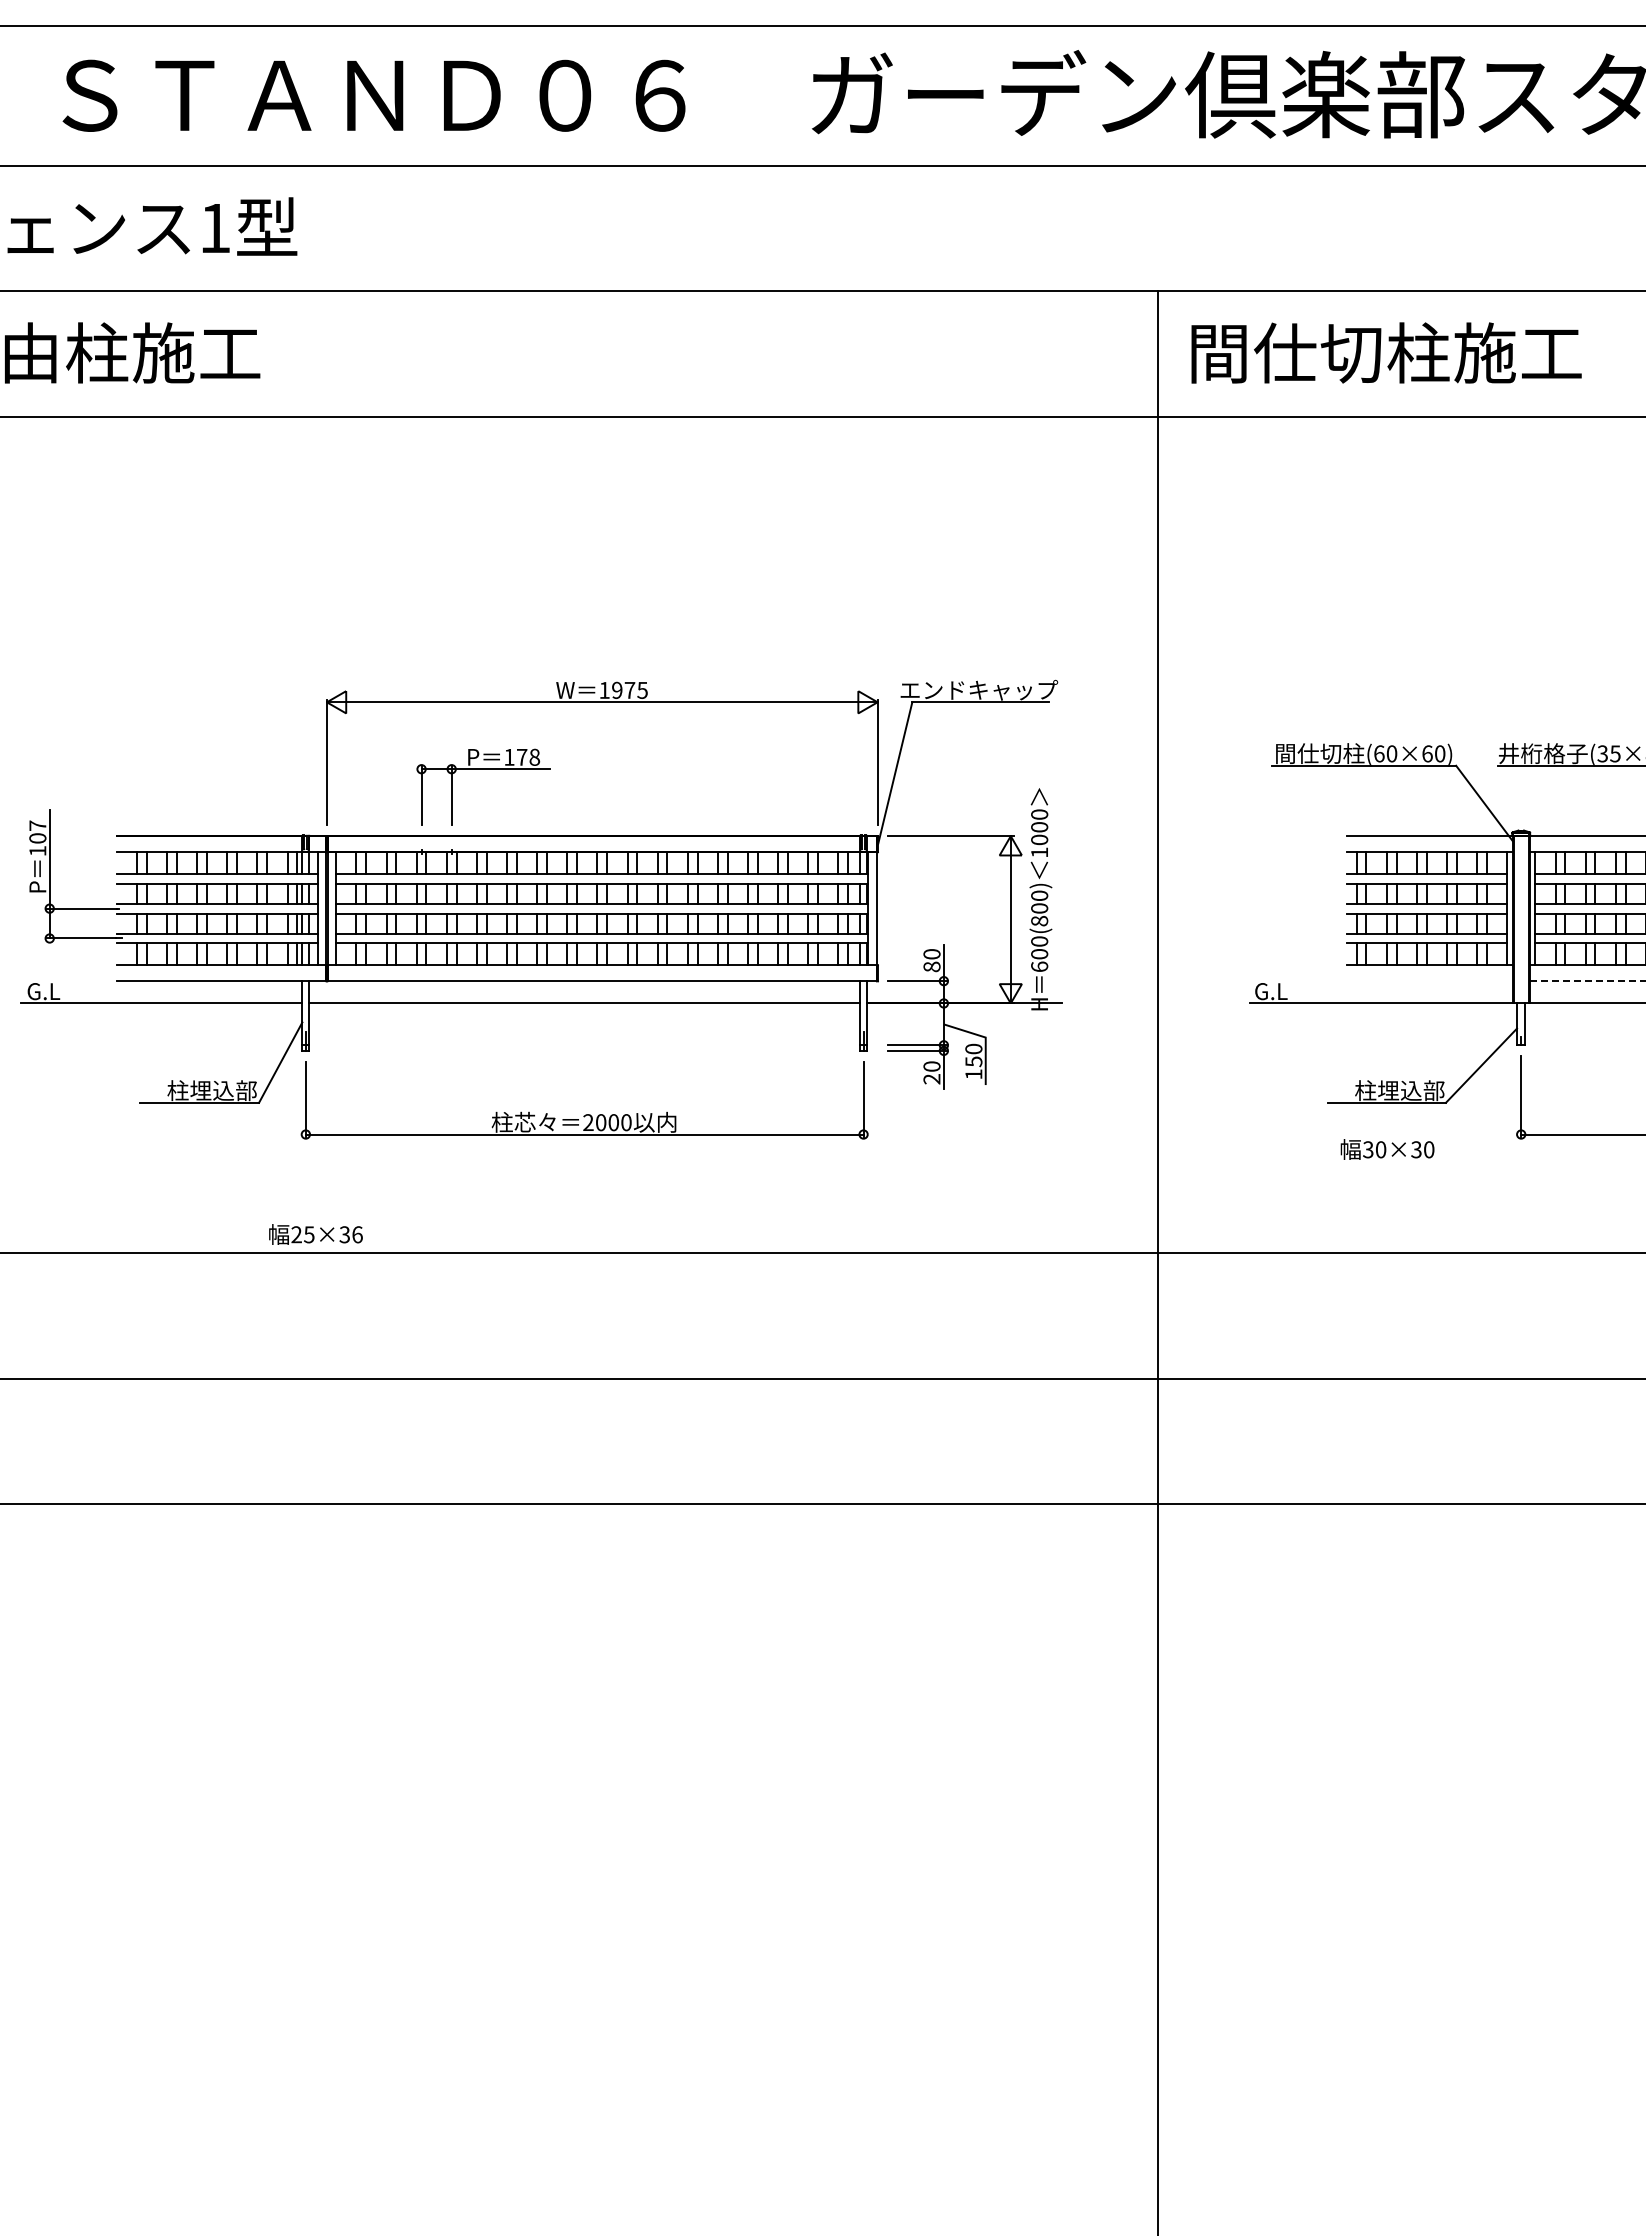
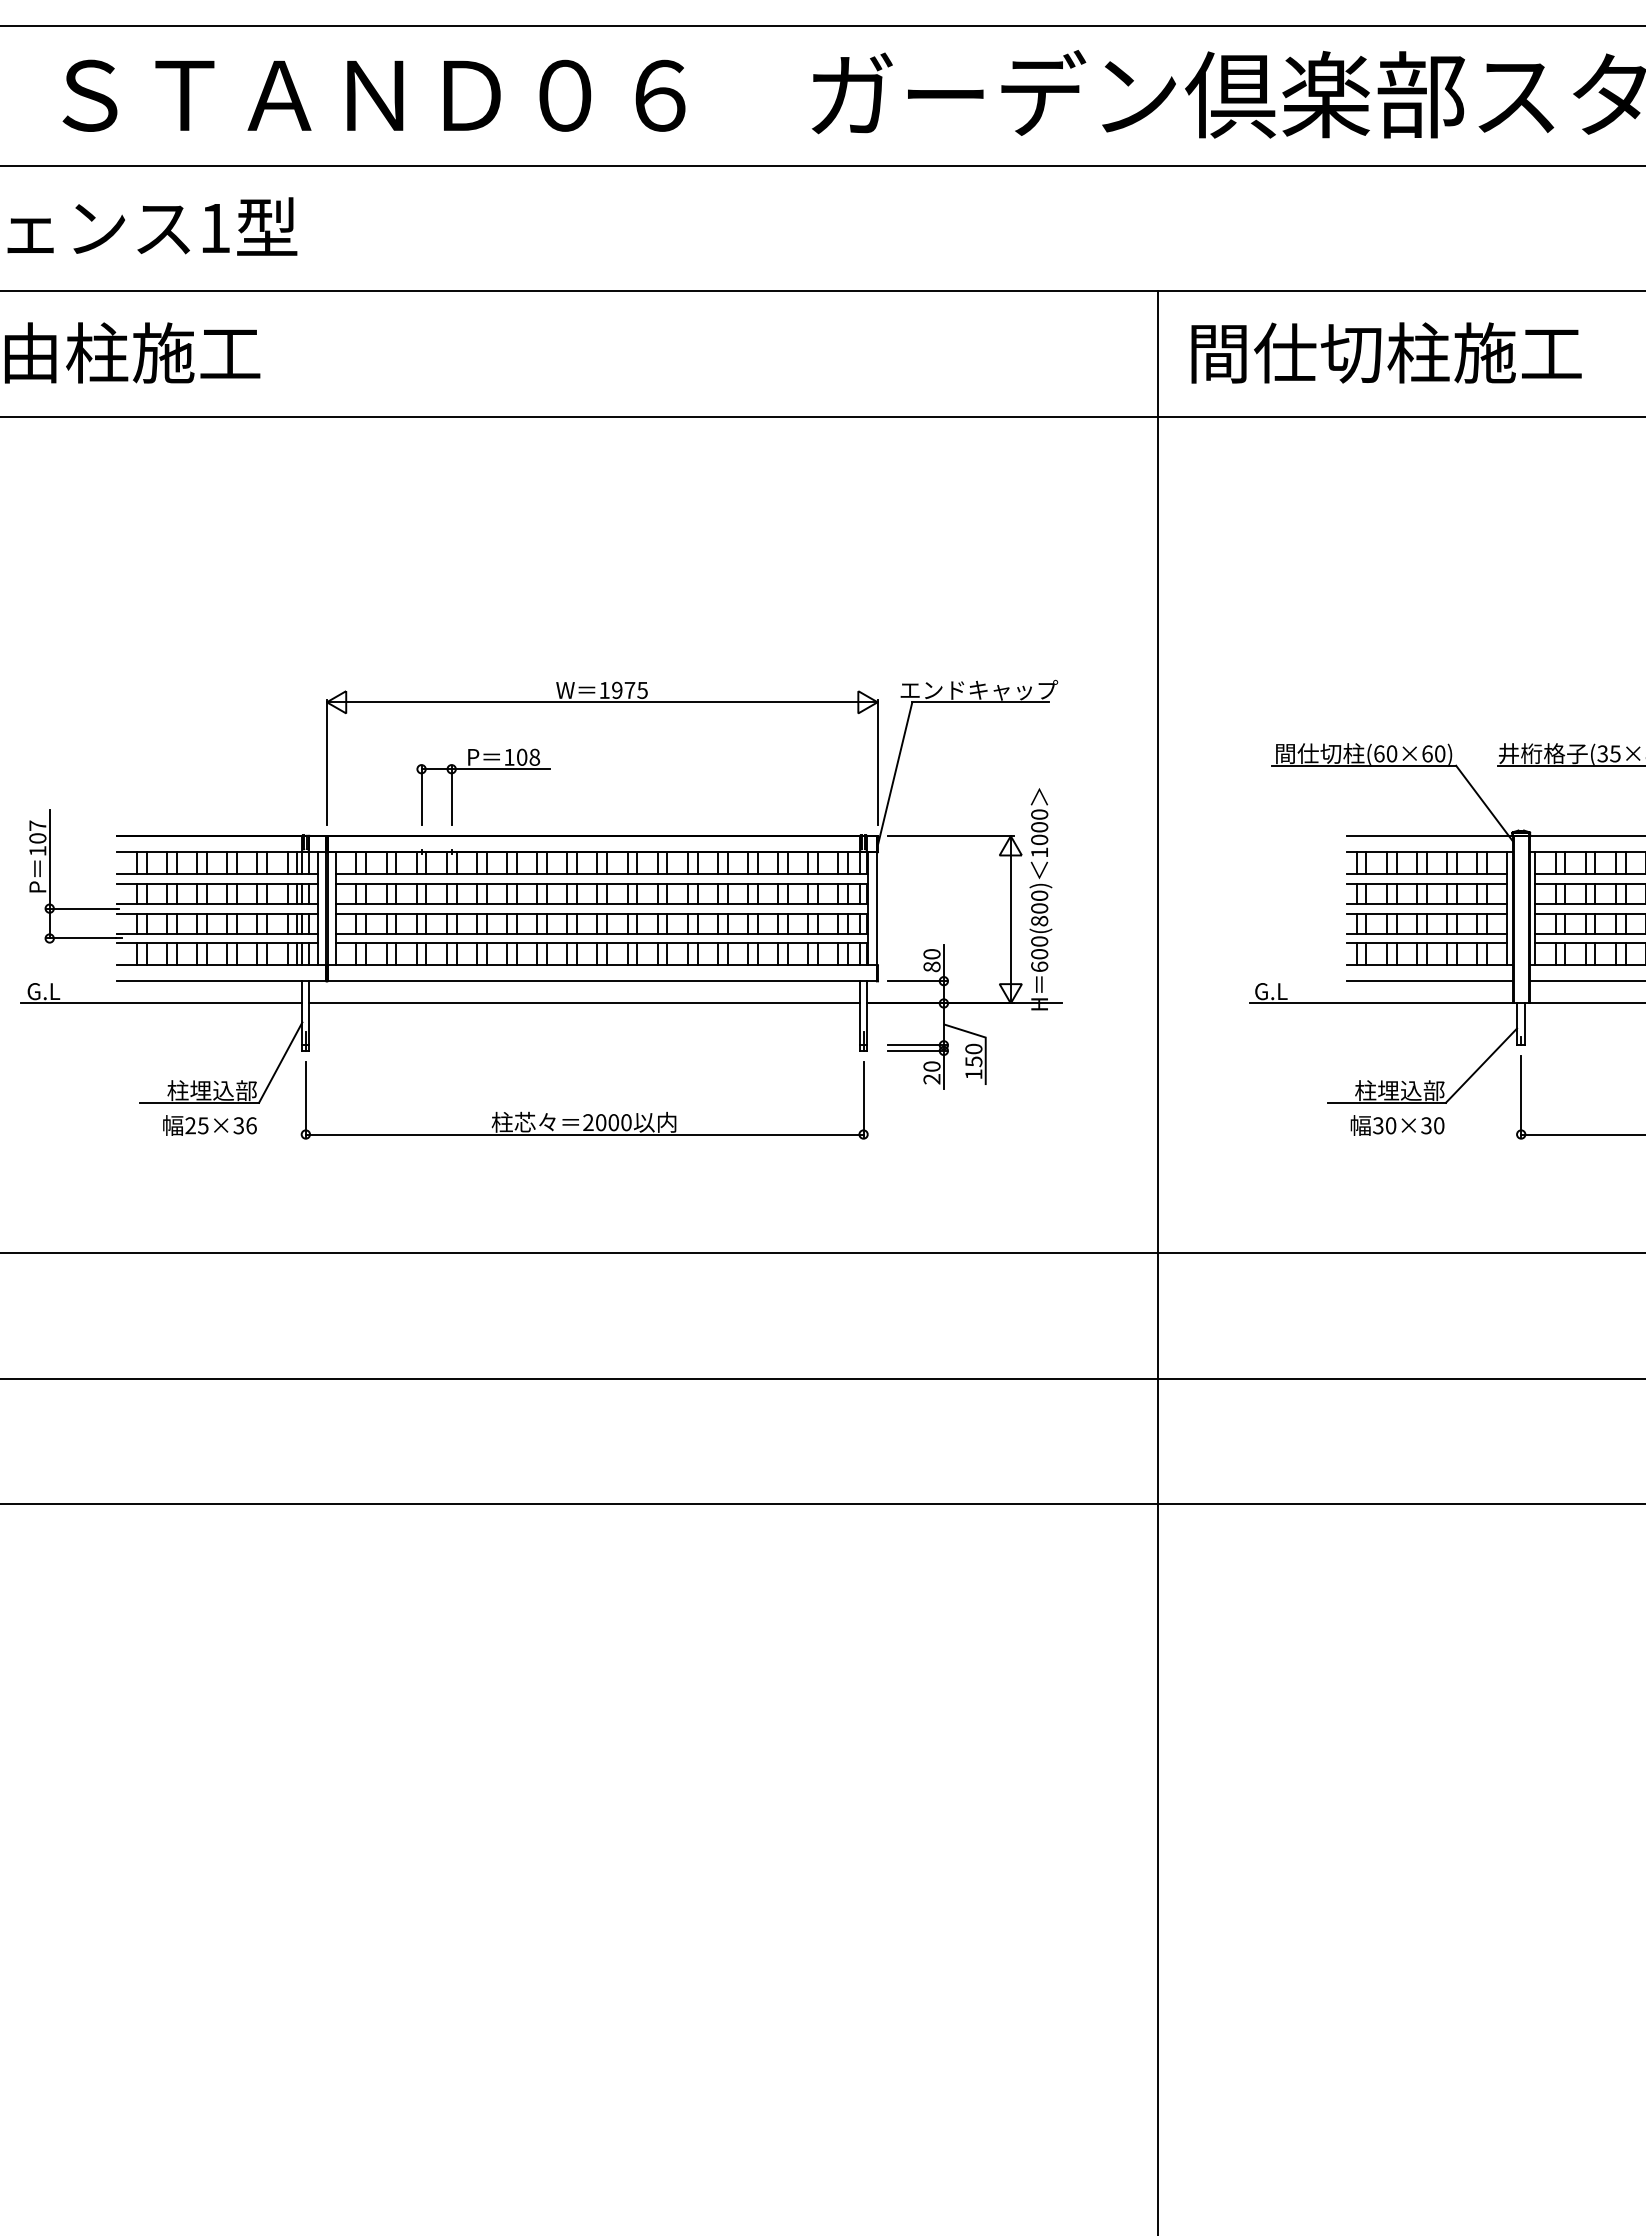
text: 178 -> 108 (522, 756)
line: none -> present (1429, 981)
line: dashed -> solid (1587, 981)
text position: (1387, 1149) -> (1397, 1125) (1397, 1125)
text position: (315, 1234) -> (209, 1125) (209, 1125)
